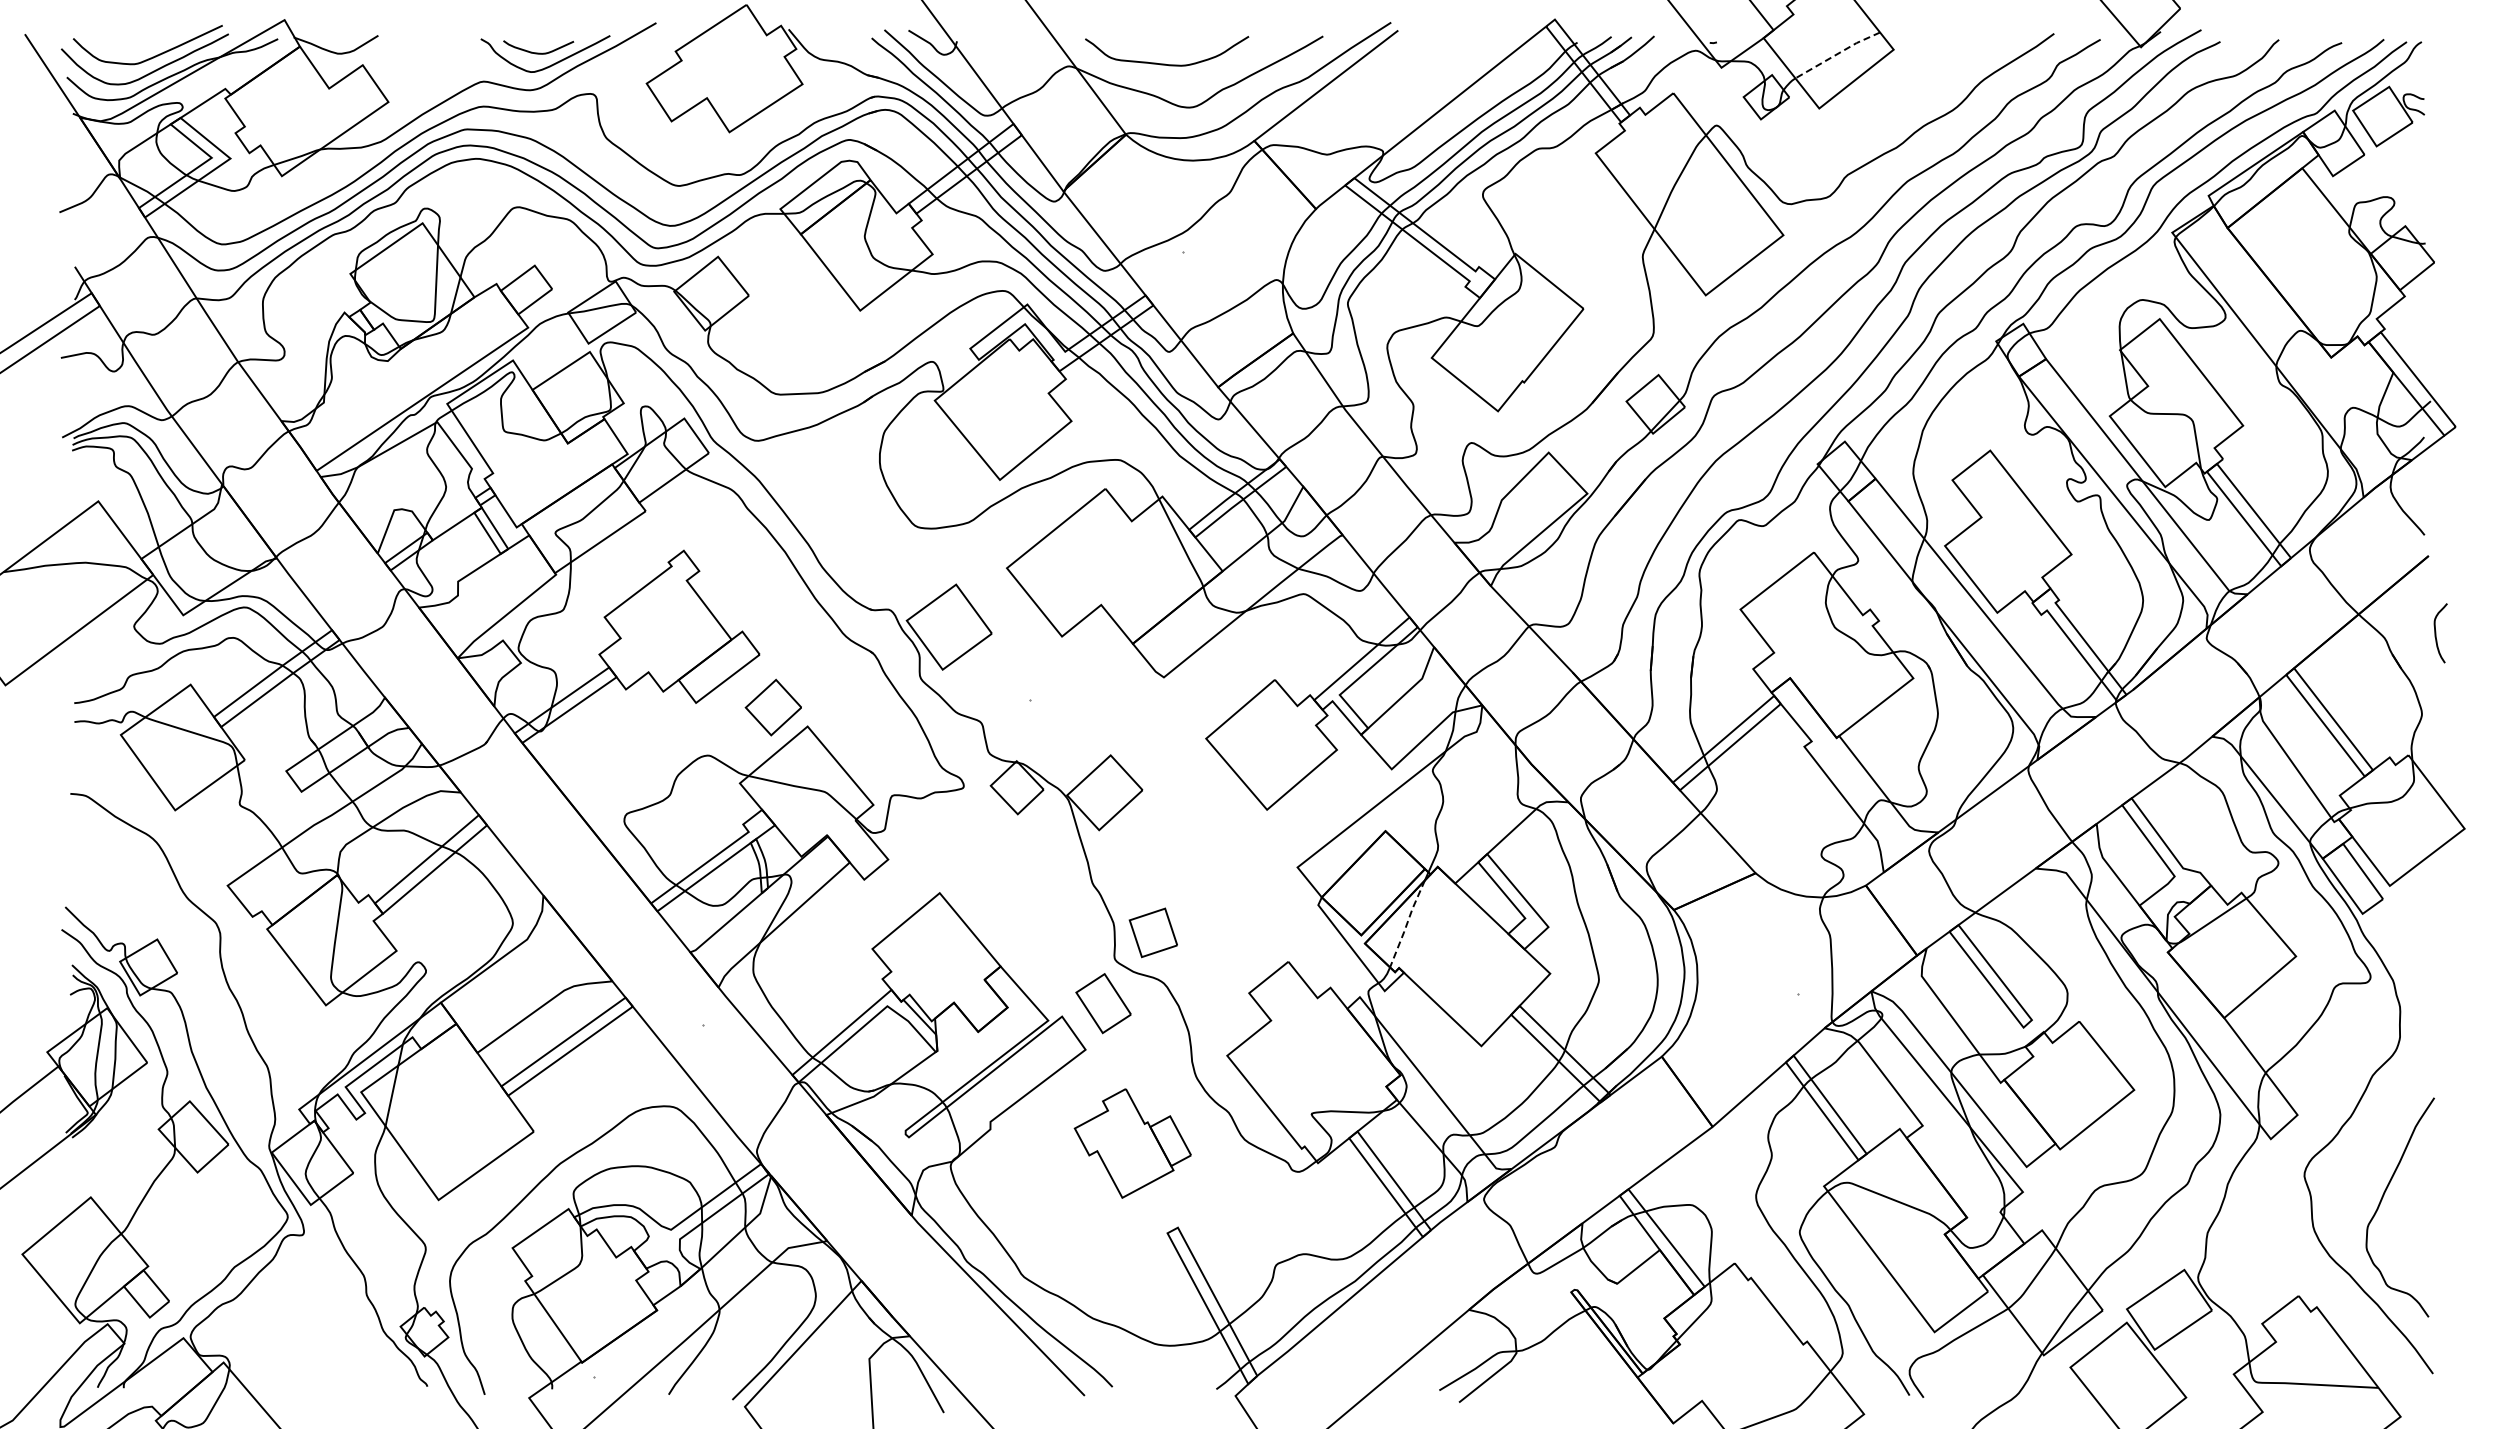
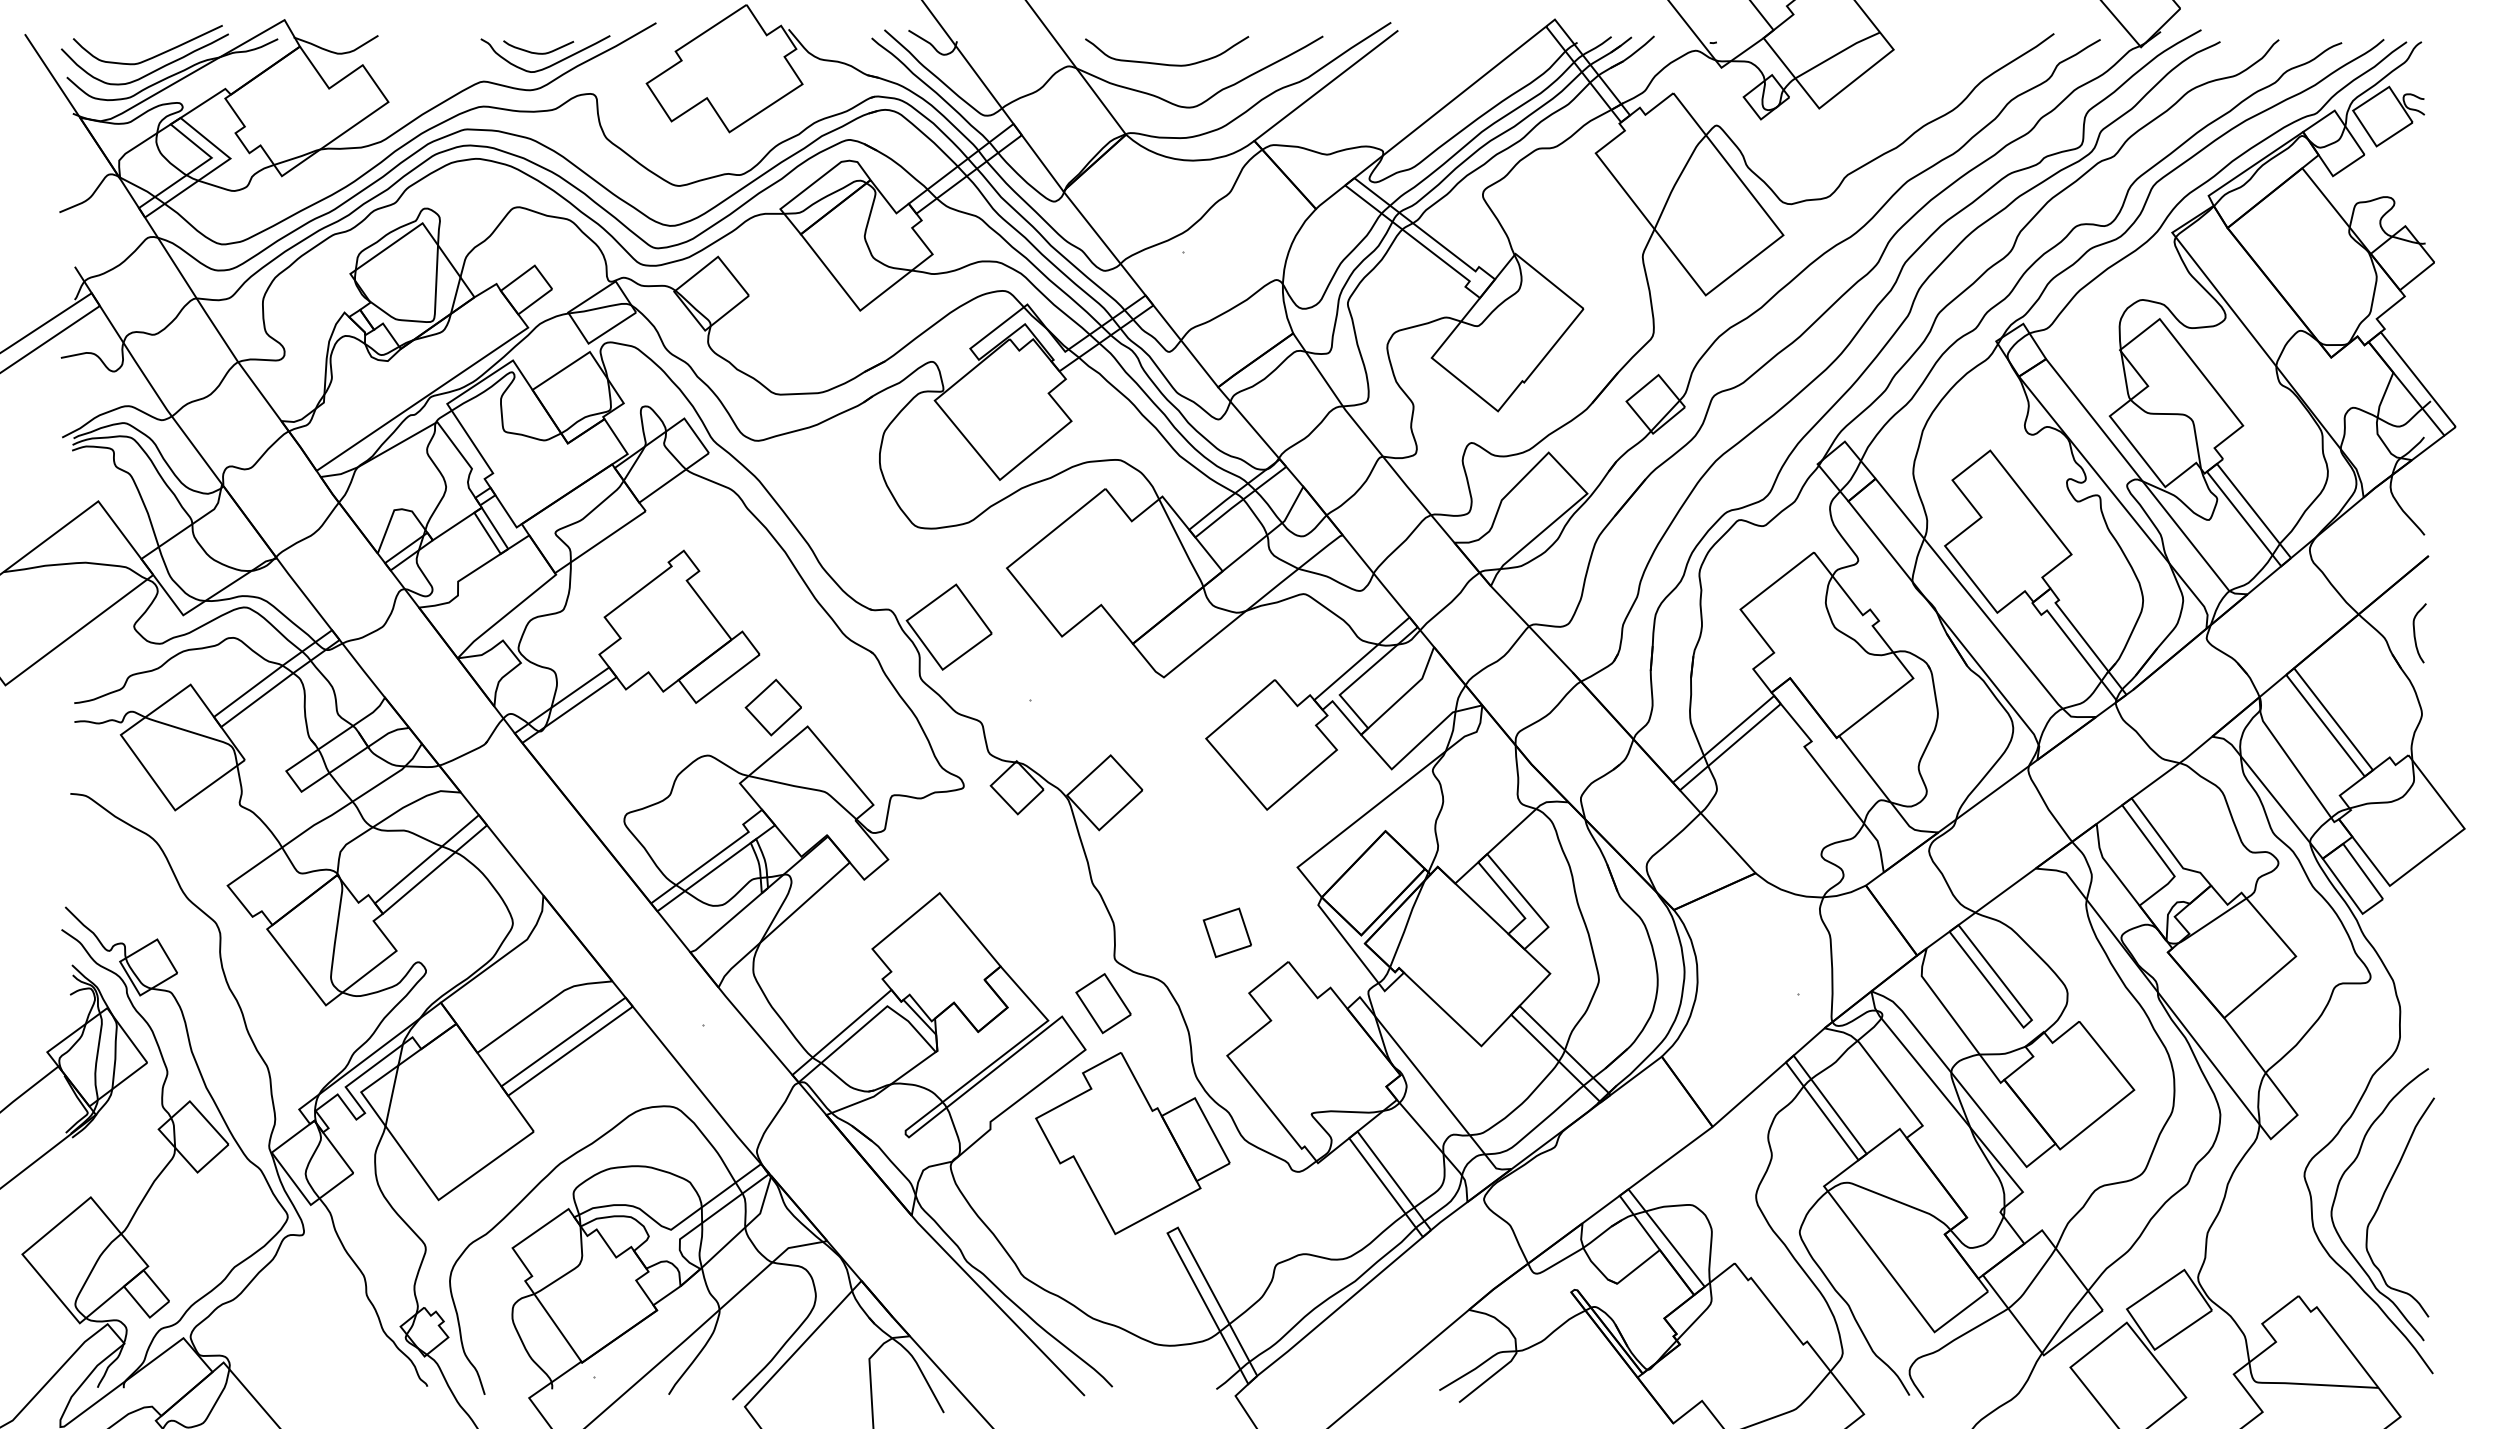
line: dashed -> solid (1837, 54)
curve position: (2436, 633) -> (2415, 633) (2415, 633)
line: dashed -> solid (1406, 924)
part position: (1152, 932) -> (1226, 932) (1226, 932)
part size: 119x111 px -> 196x183 px (1132, 1143)
curve: none -> present (2337, 1193)
